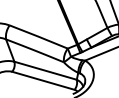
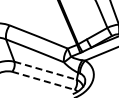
line: solid -> dashed (46, 70)
line: solid -> dashed (43, 80)
